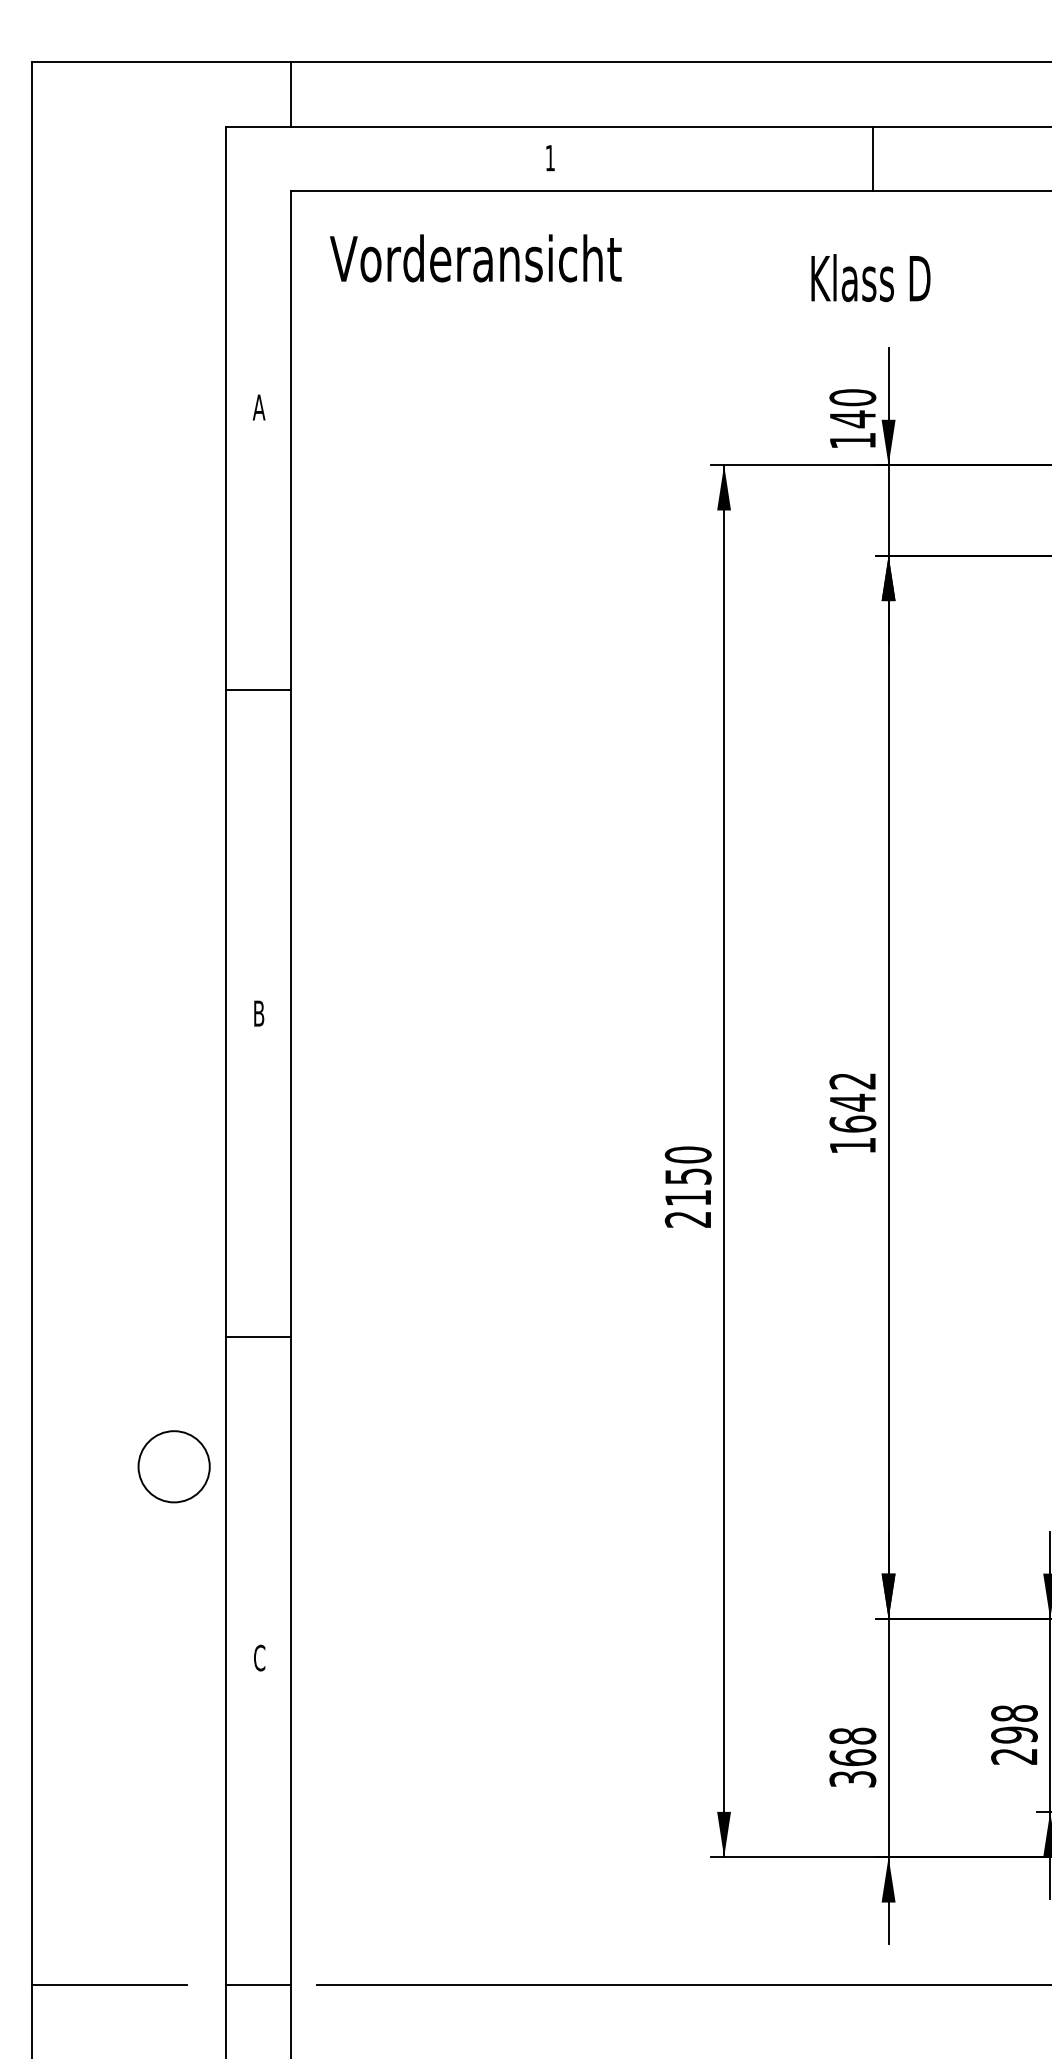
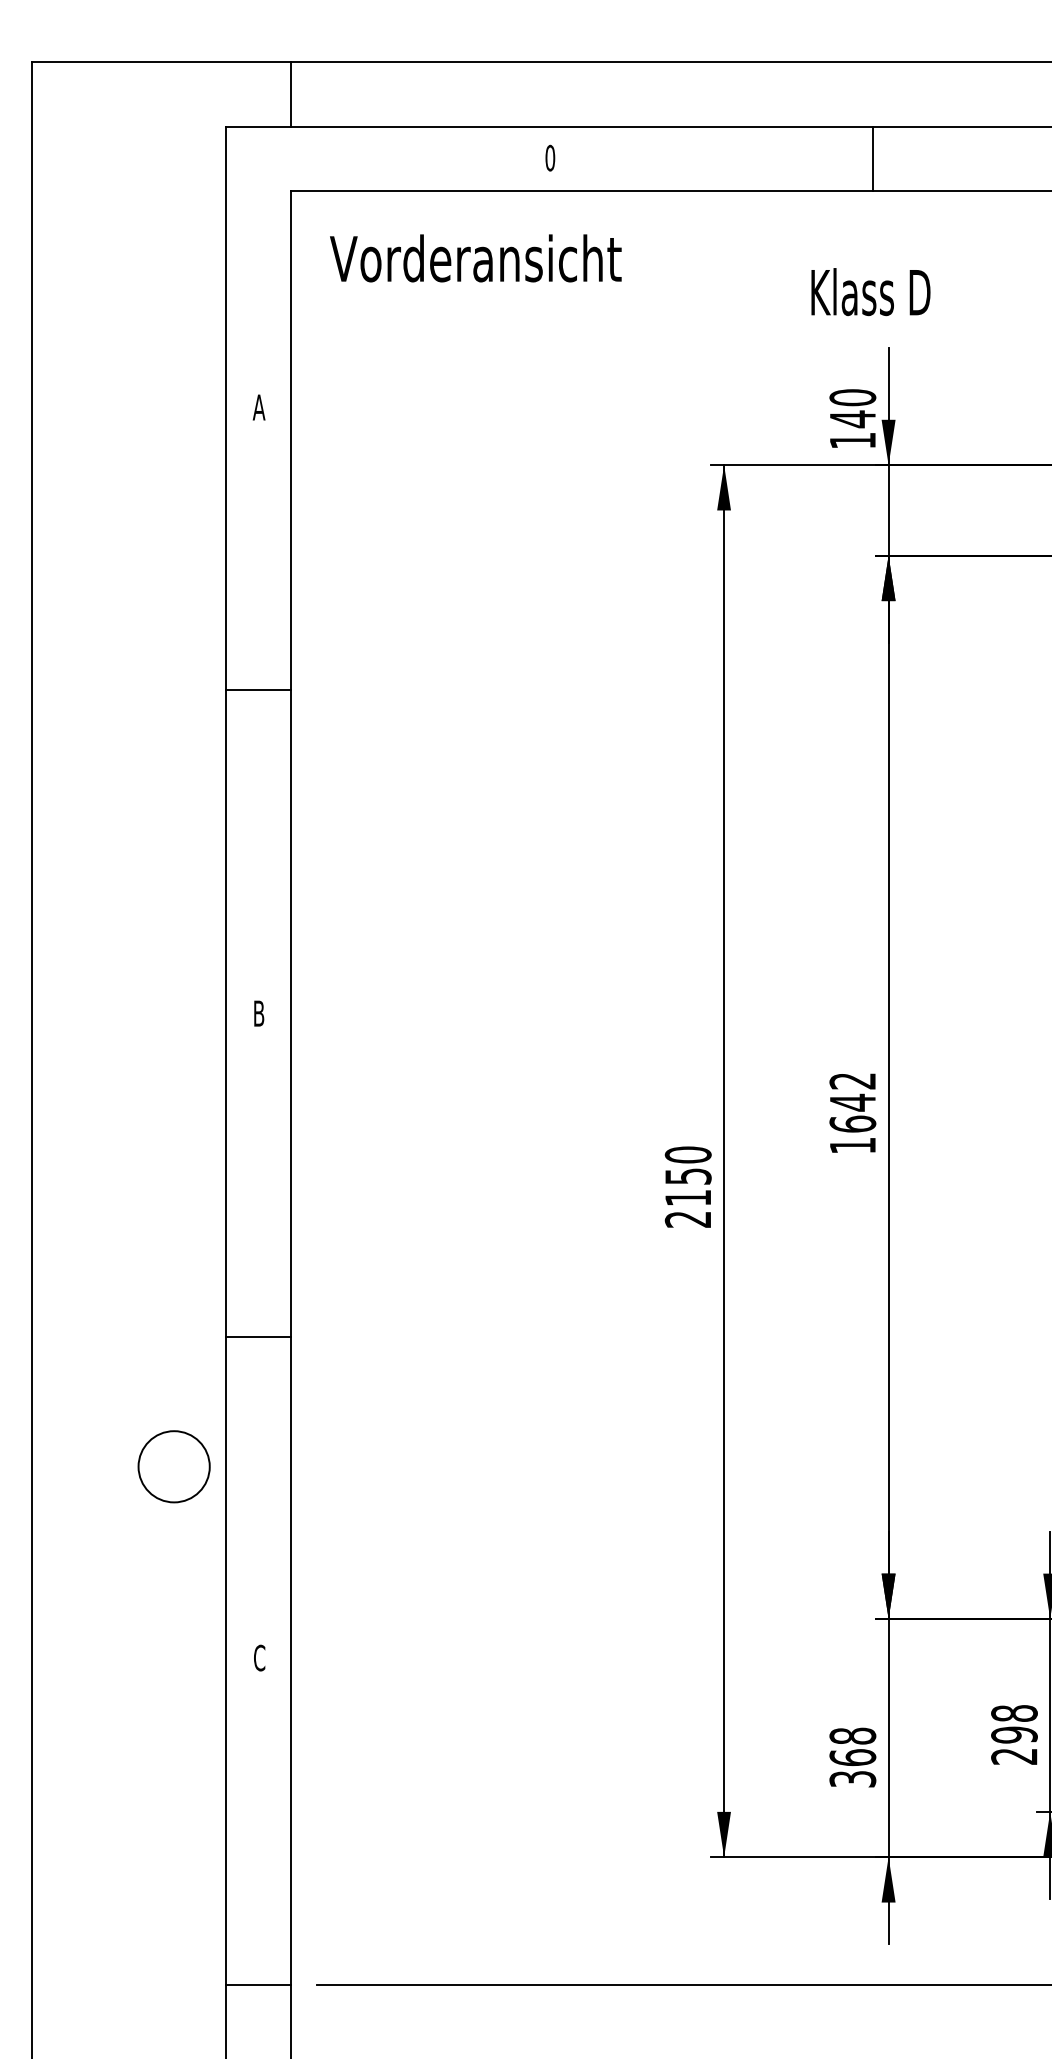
text: 1 -> 0 (550, 157)
text position: (870, 278) -> (870, 292) (870, 292)
line: present -> none (109, 1984)
